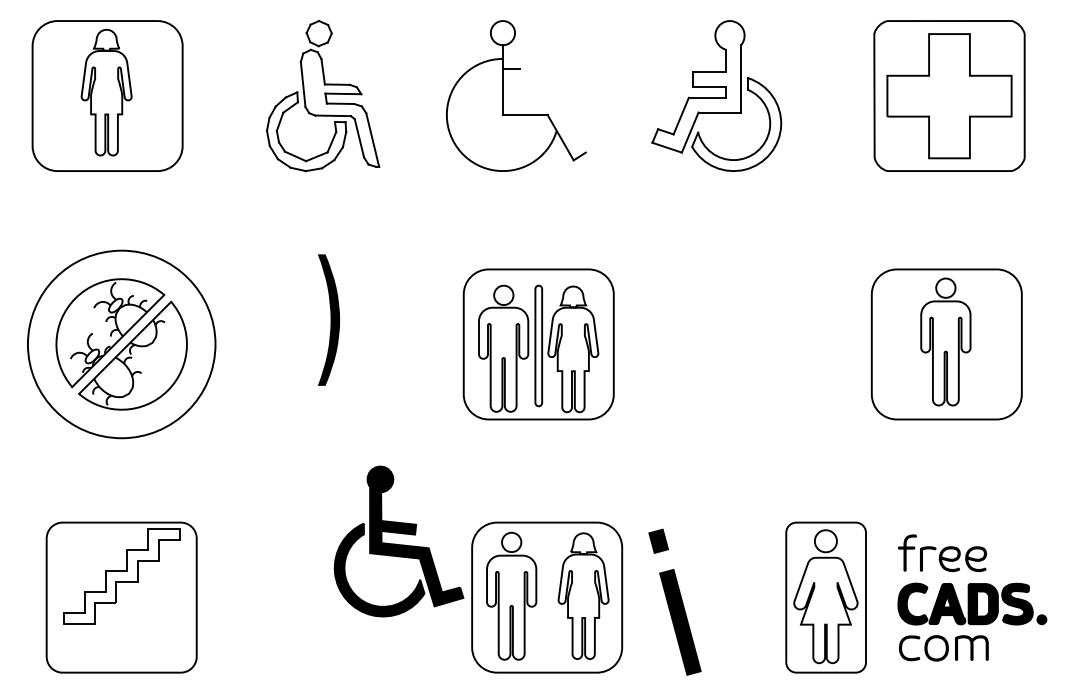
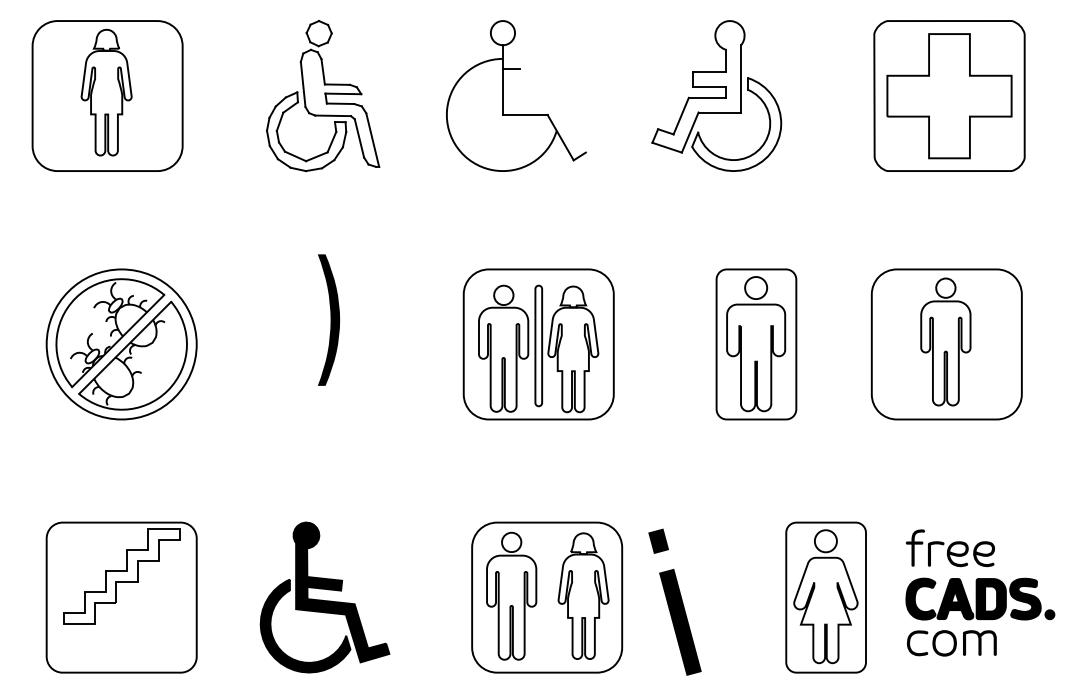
circle diameter: 188 px -> 150 px (121, 344)
part: none -> present (756, 344)
part position: (398, 541) -> (324, 597) (324, 597)
part position: (972, 597) -> (980, 592) (980, 592)
